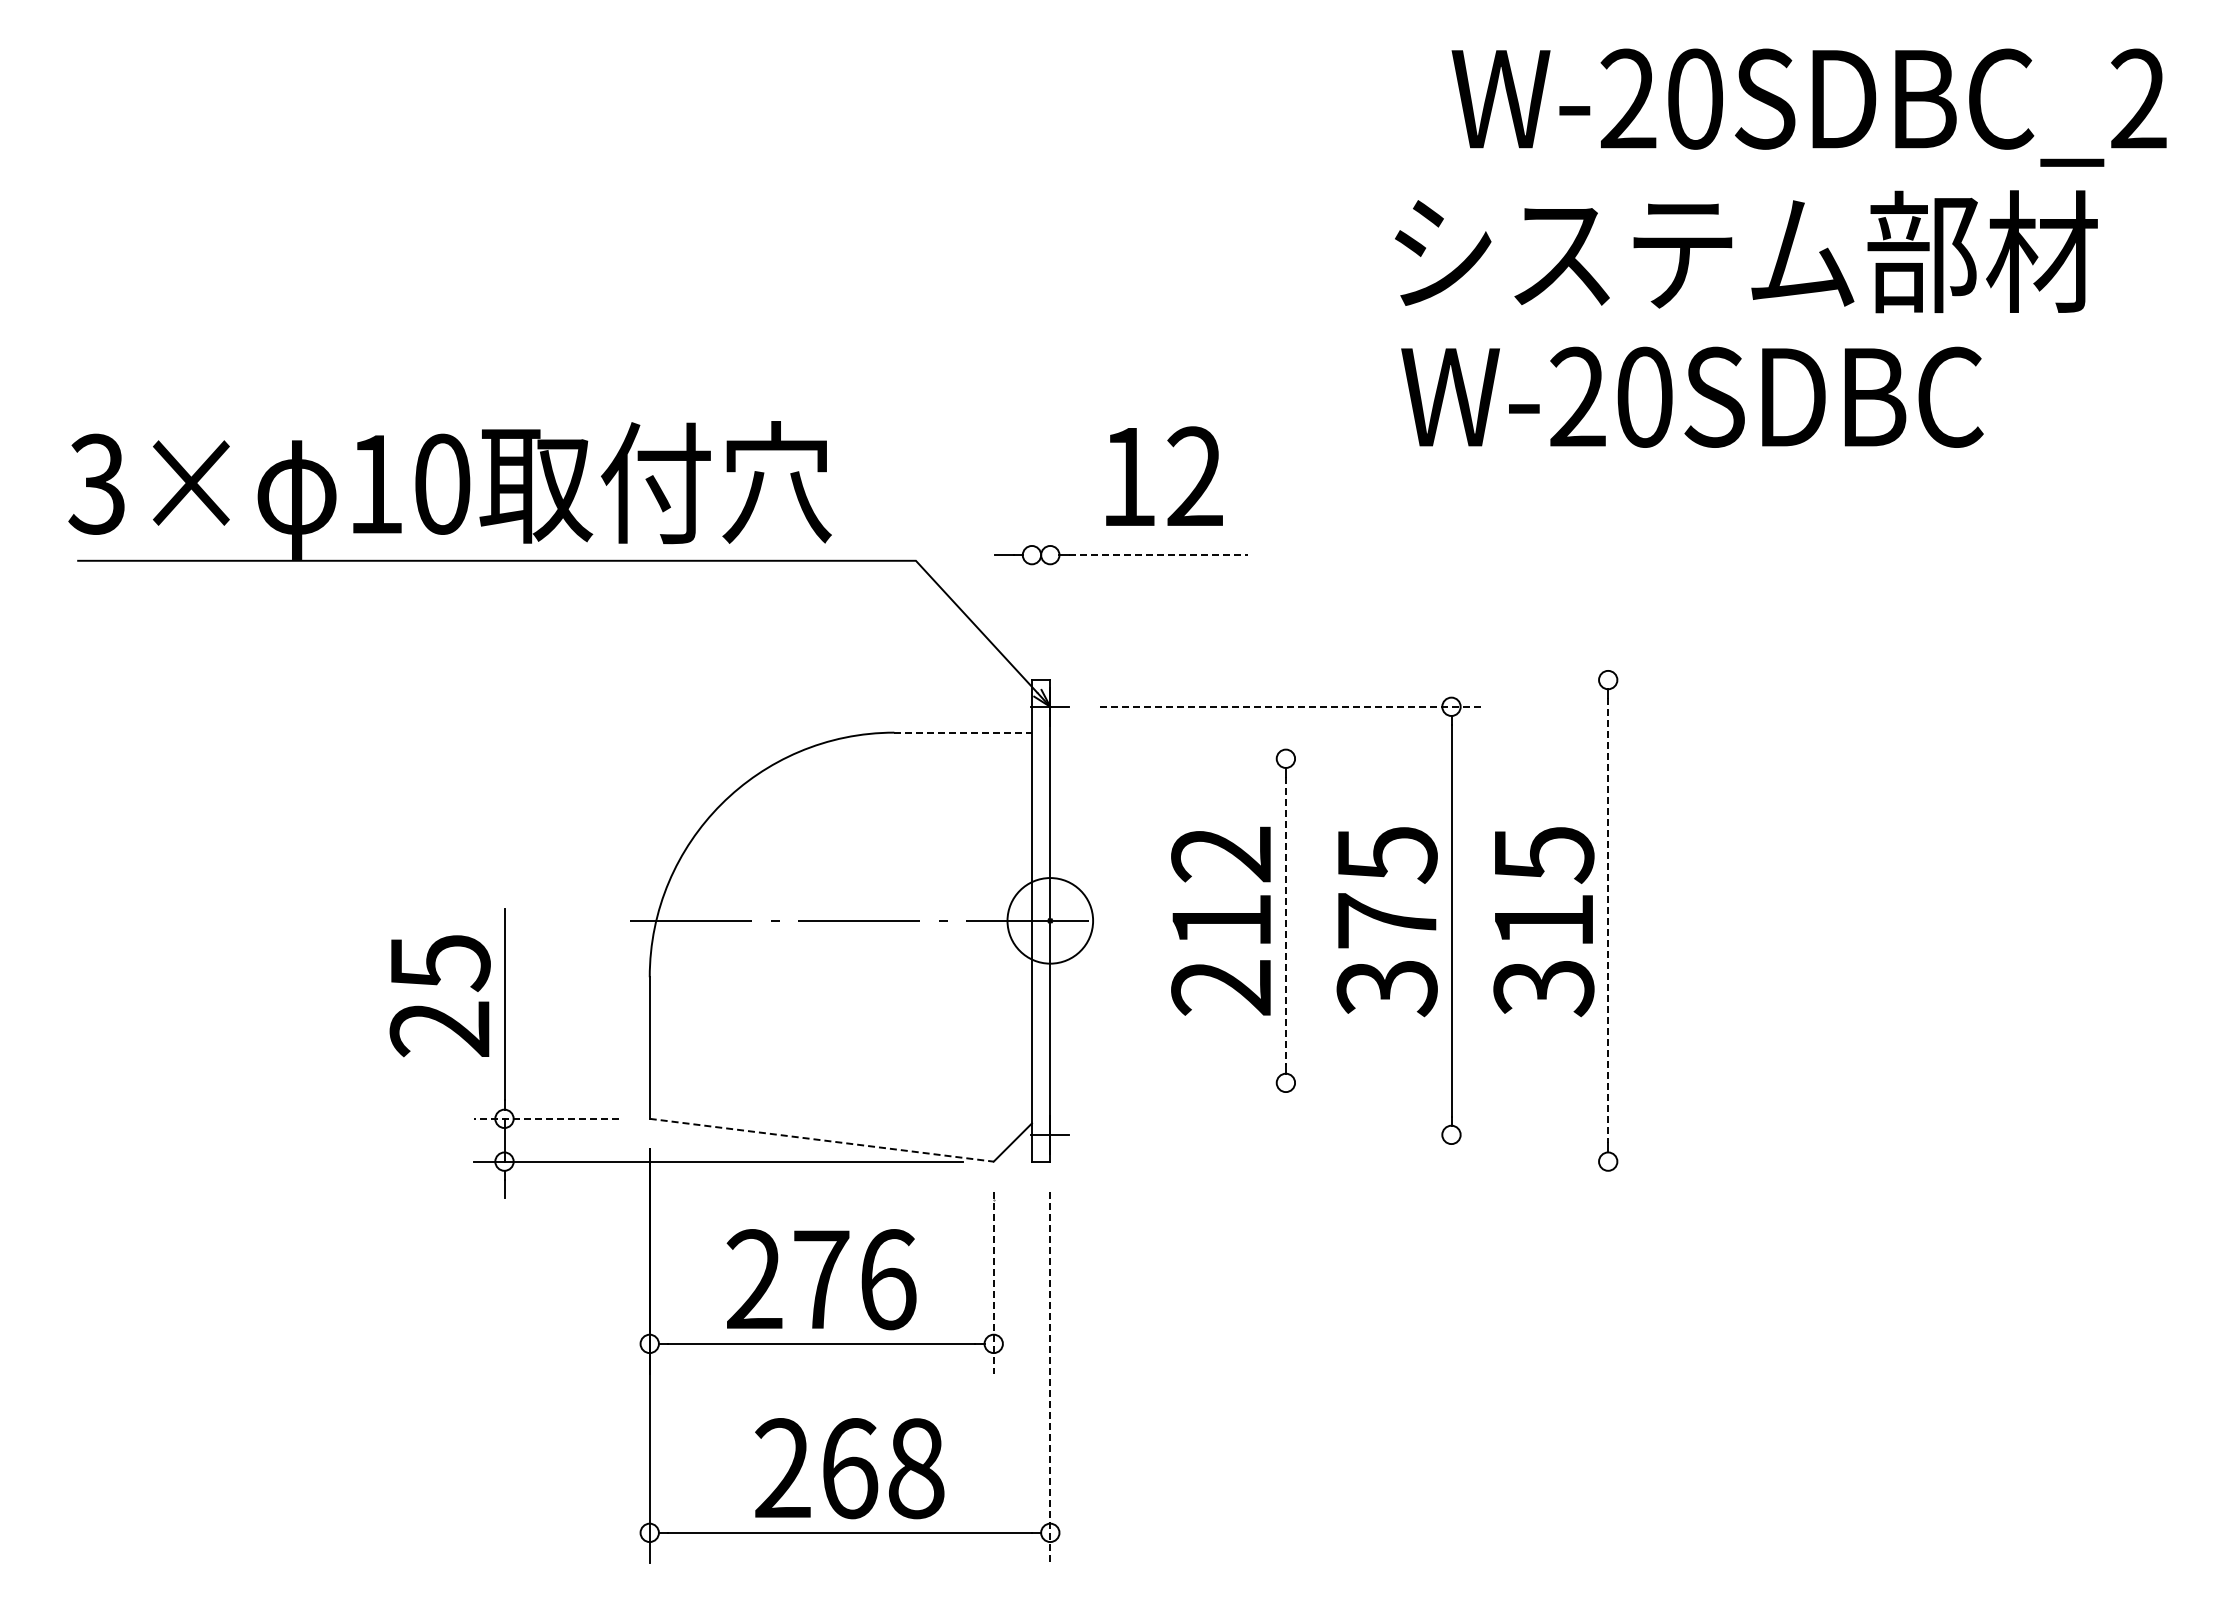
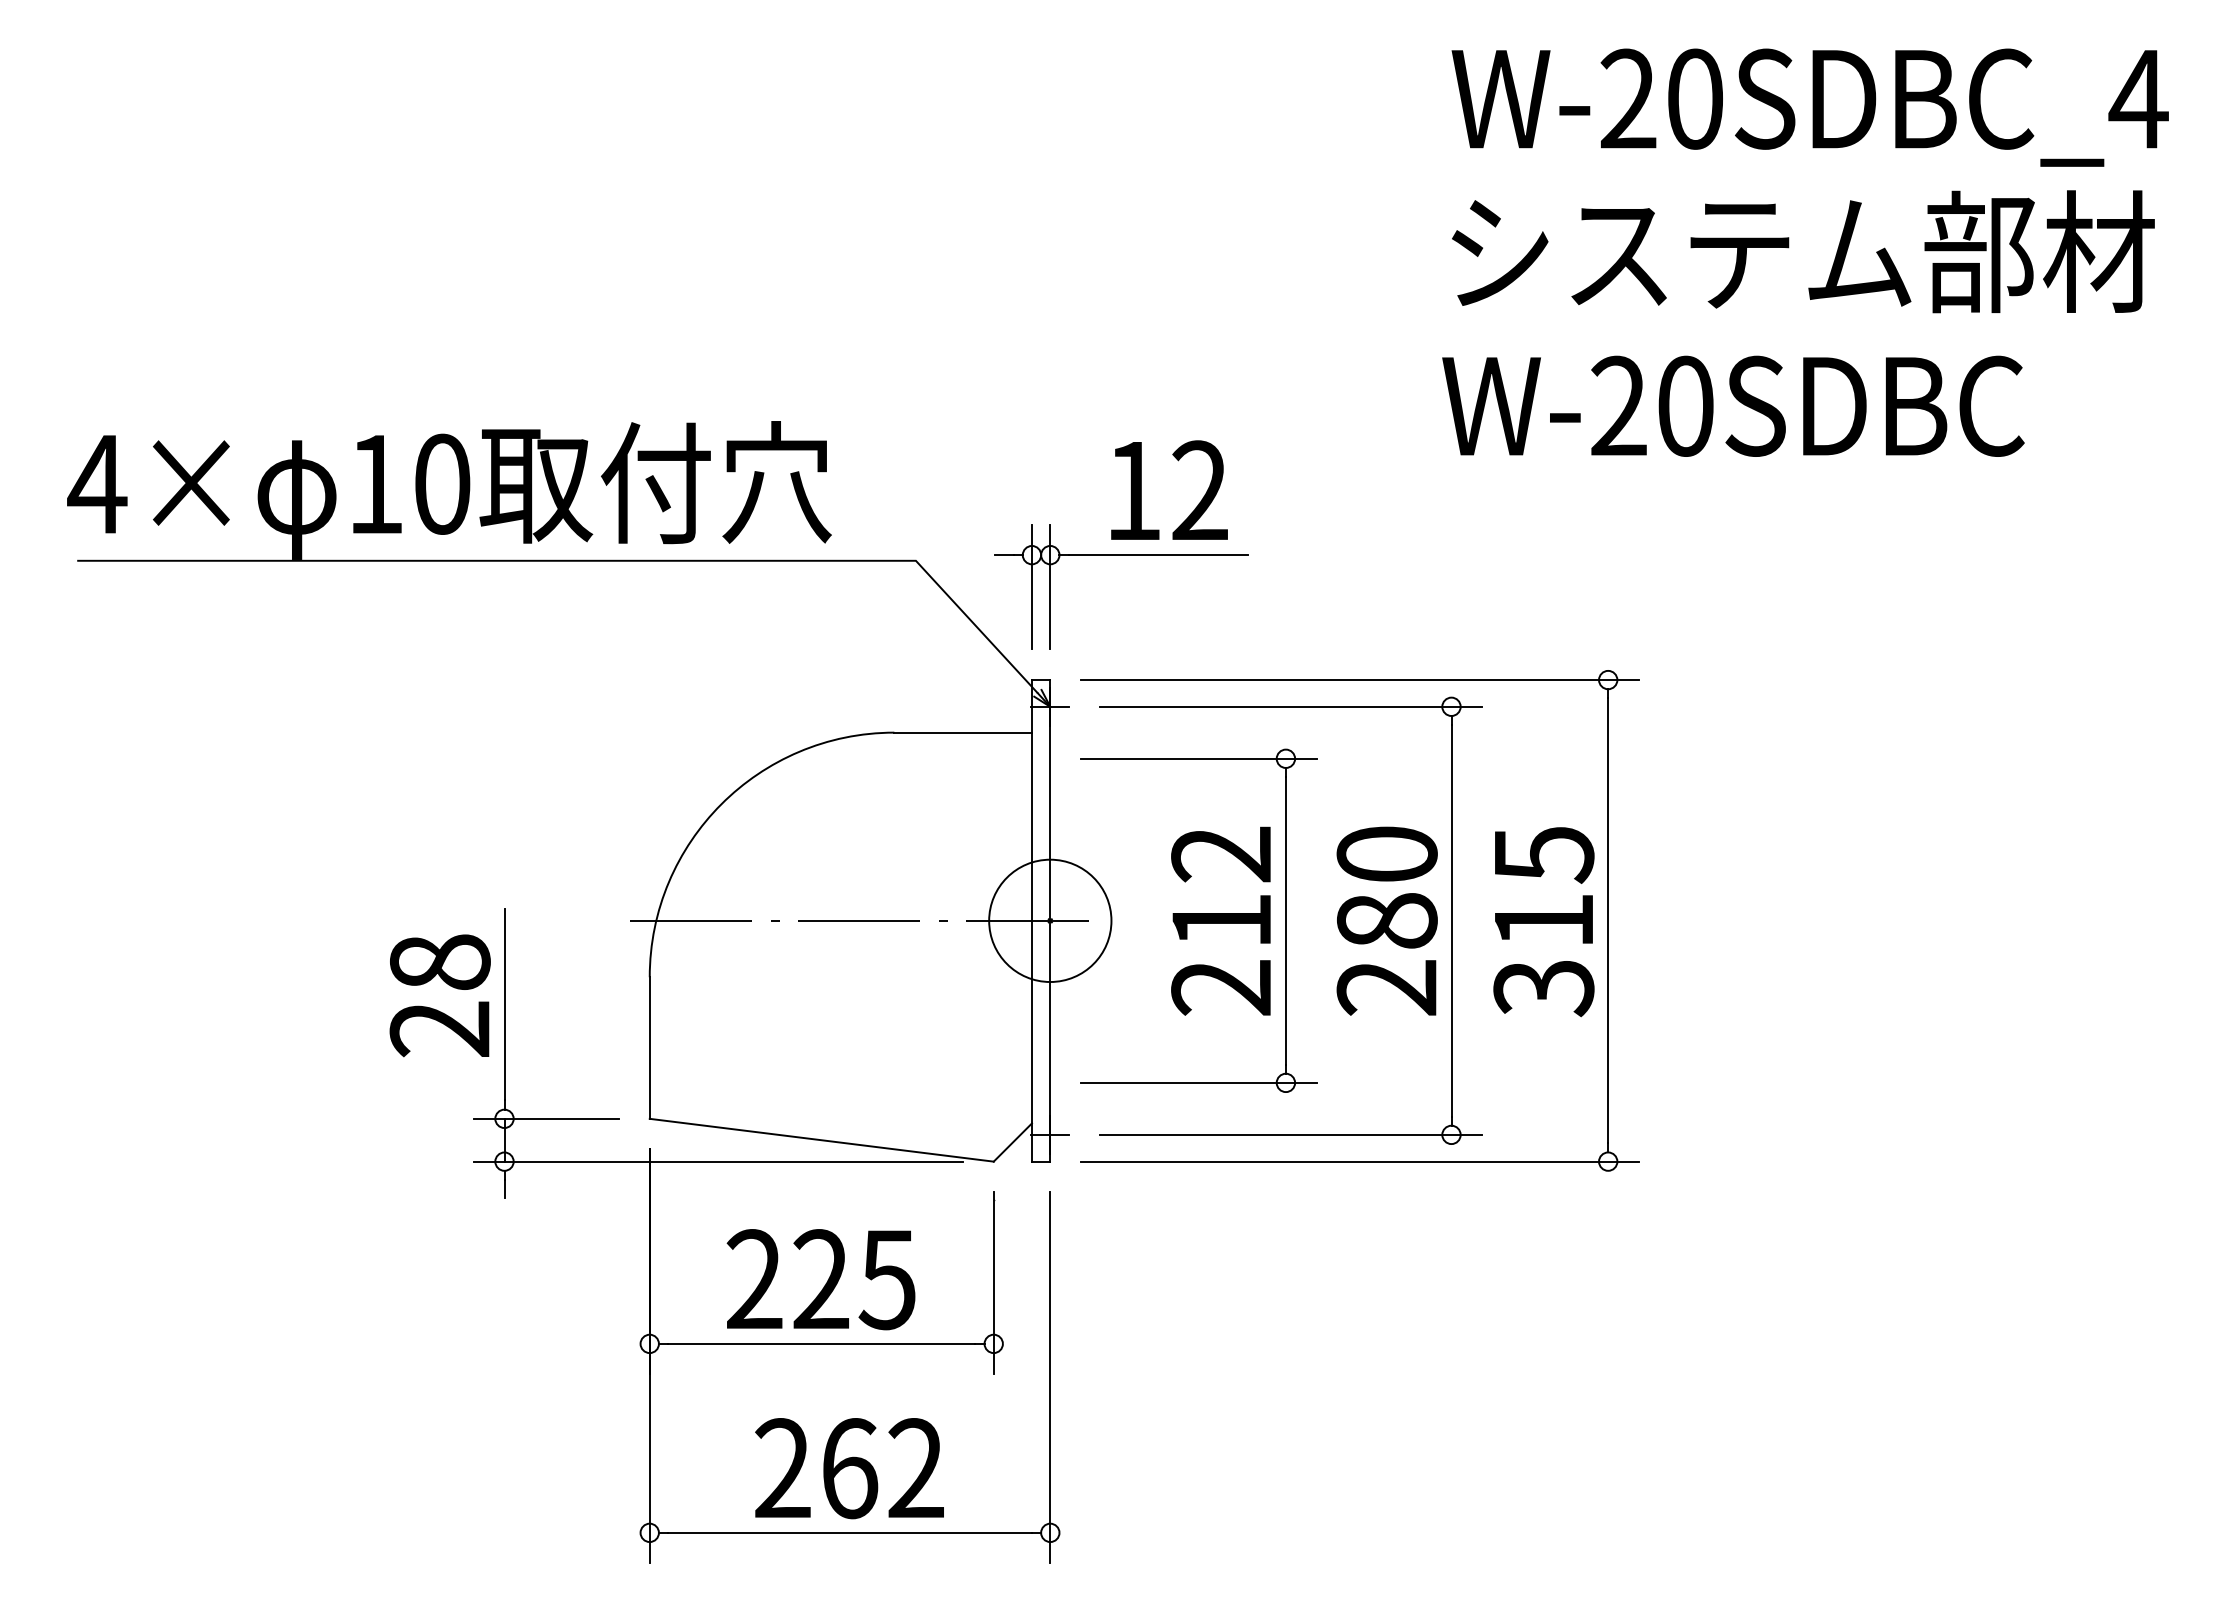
text: W-20SDBC_2 -> W-20SDBC_4 (2138, 98)
text position: (1746, 251) -> (1803, 251) (1803, 251)
text position: (1692, 396) -> (1733, 405) (1733, 405)
text position: (1164, 475) -> (1169, 489) (1169, 489)
text: 3× -> 4× (97, 483)
line: dashed -> solid (1158, 555)
line: none -> present (1031, 586)
line: none -> present (1050, 586)
line: none -> present (1359, 680)
line: dashed -> solid (1291, 706)
line: dashed -> solid (963, 732)
line: none -> present (1198, 758)
circle diameter: 86 px -> 122 px (1050, 920)
line: dashed -> solid (1285, 920)
text: 375 -> 280 (1386, 921)
line: dashed -> solid (1608, 921)
text: 25 -> 28 (440, 962)
line: none -> present (1198, 1082)
line: dashed -> solid (546, 1118)
line: none -> present (1291, 1134)
line: dashed -> solid (822, 1140)
line: none -> present (1359, 1161)
text: 276 -> 225 (854, 1279)
line: dashed -> solid (993, 1283)
line: dashed -> solid (1050, 1377)
text: 268 -> 262 (916, 1468)
